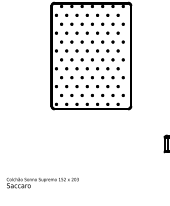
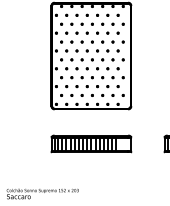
part: none -> present (91, 143)
text position: (42, 182) -> (42, 193) (42, 193)
